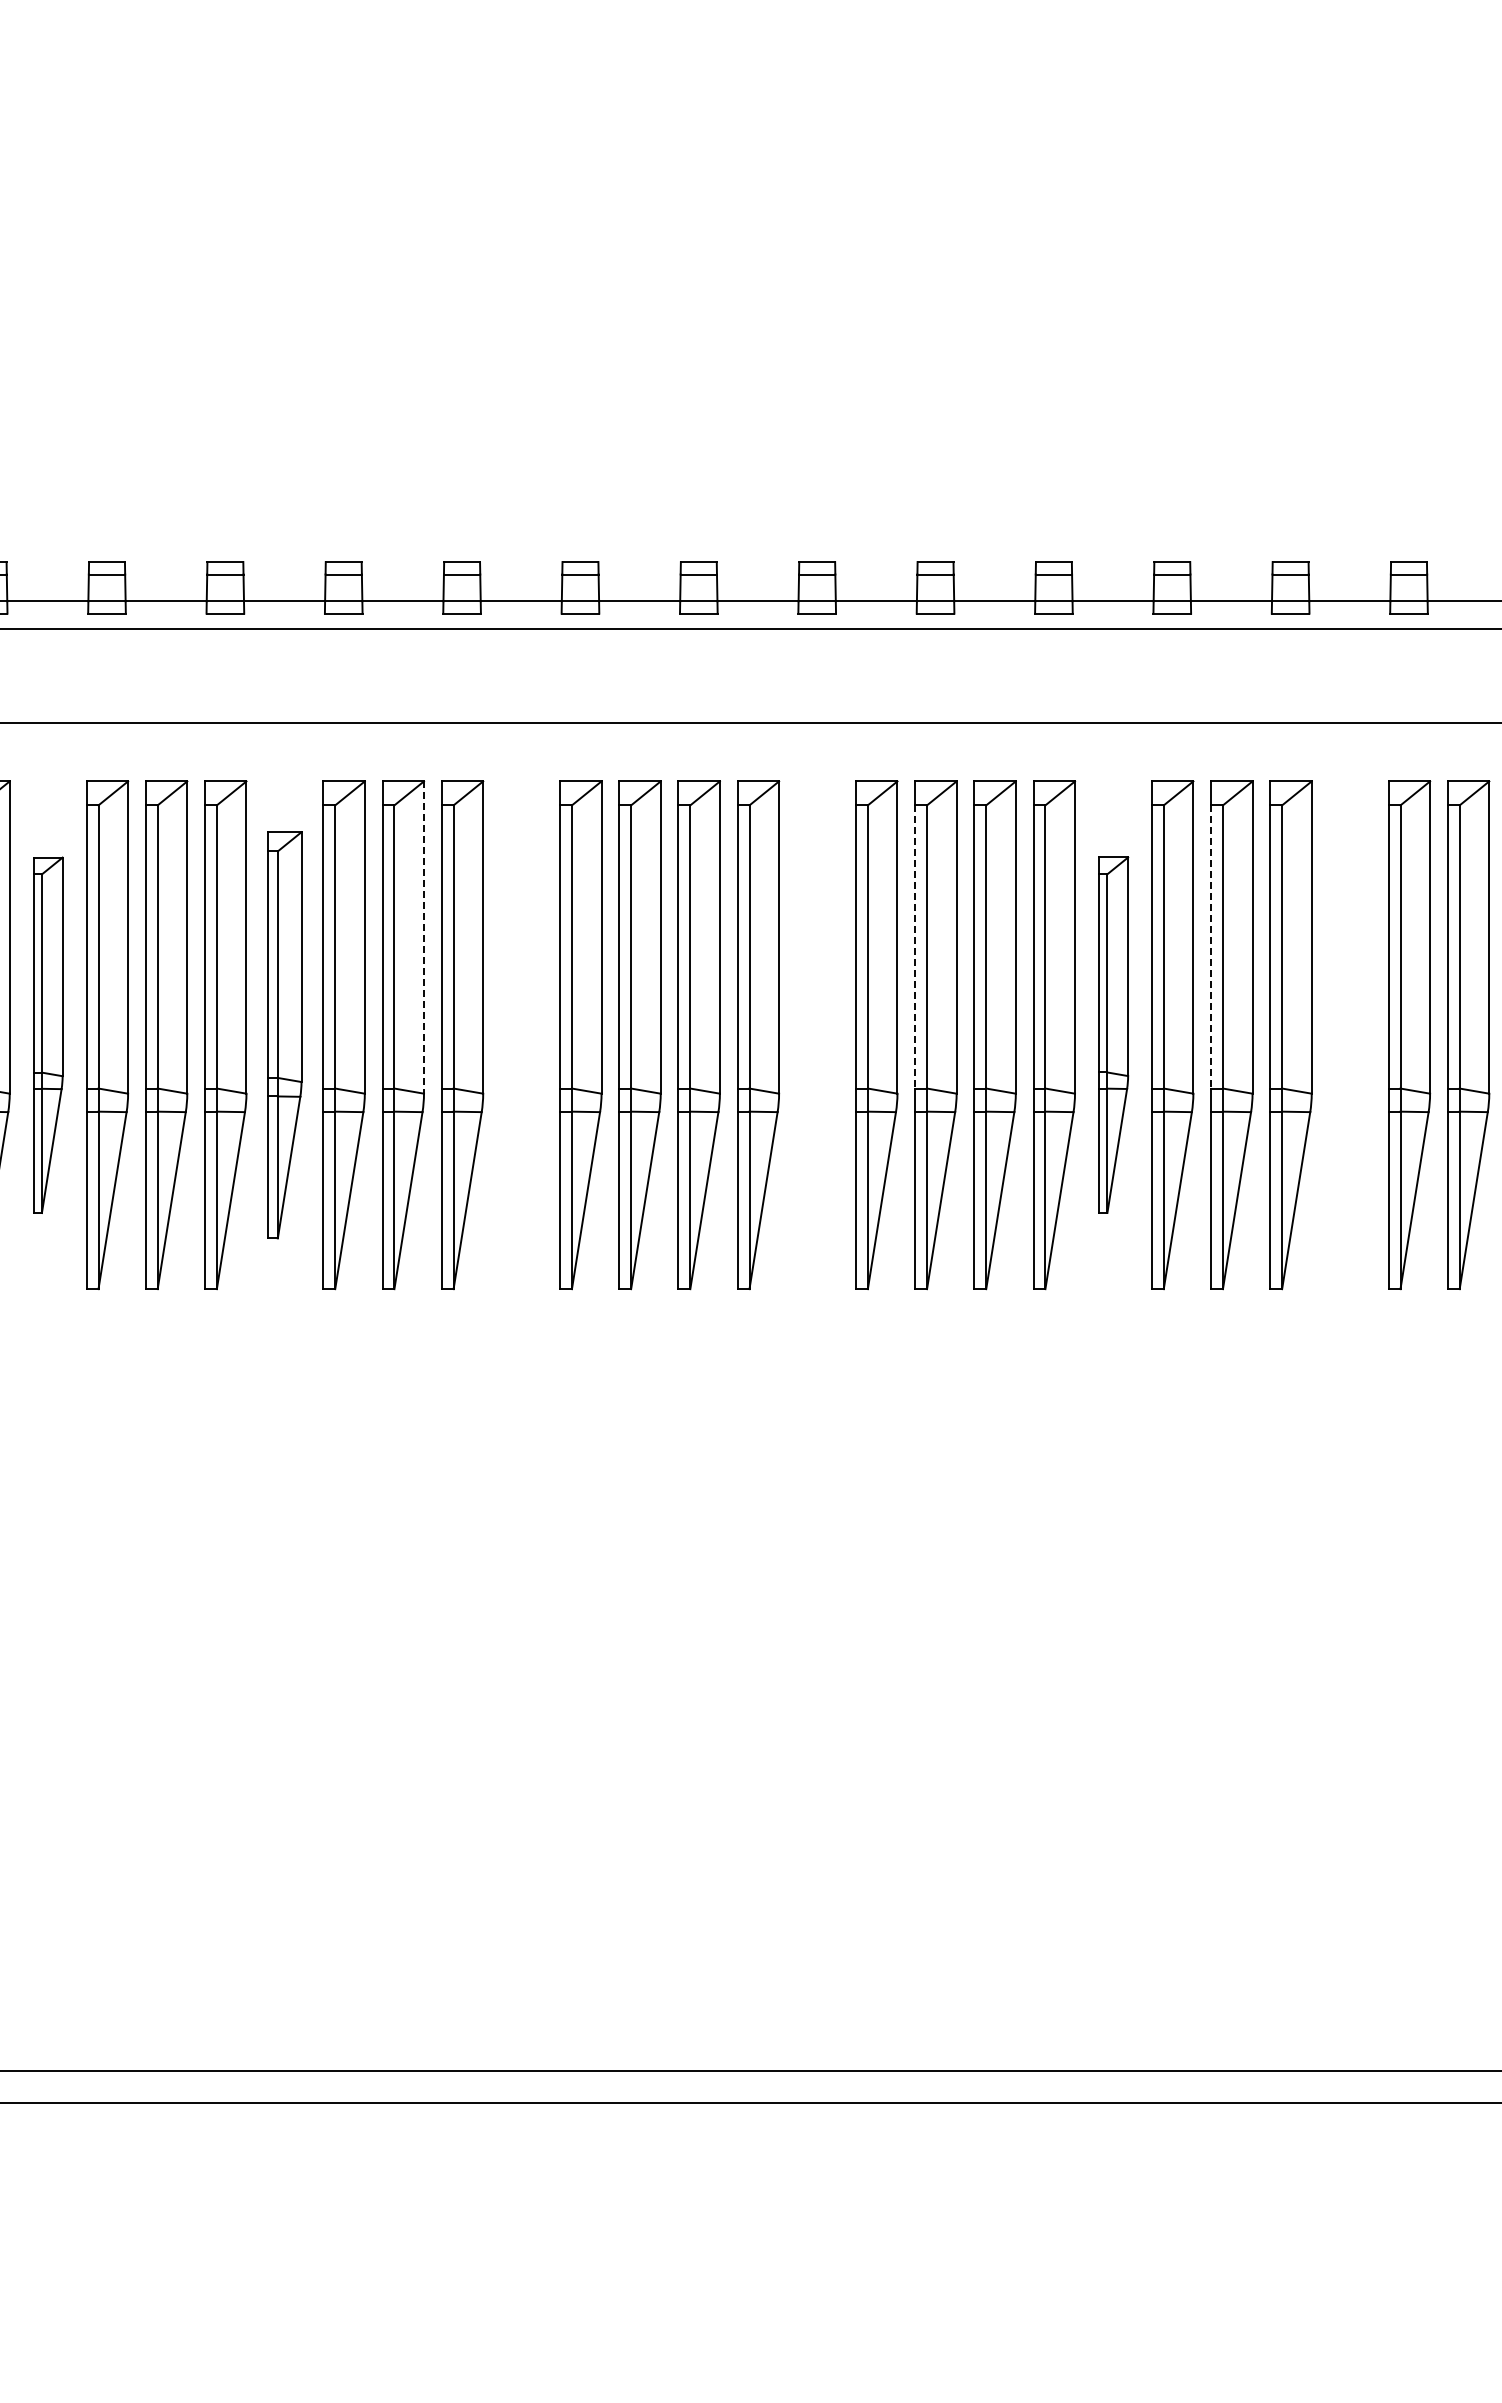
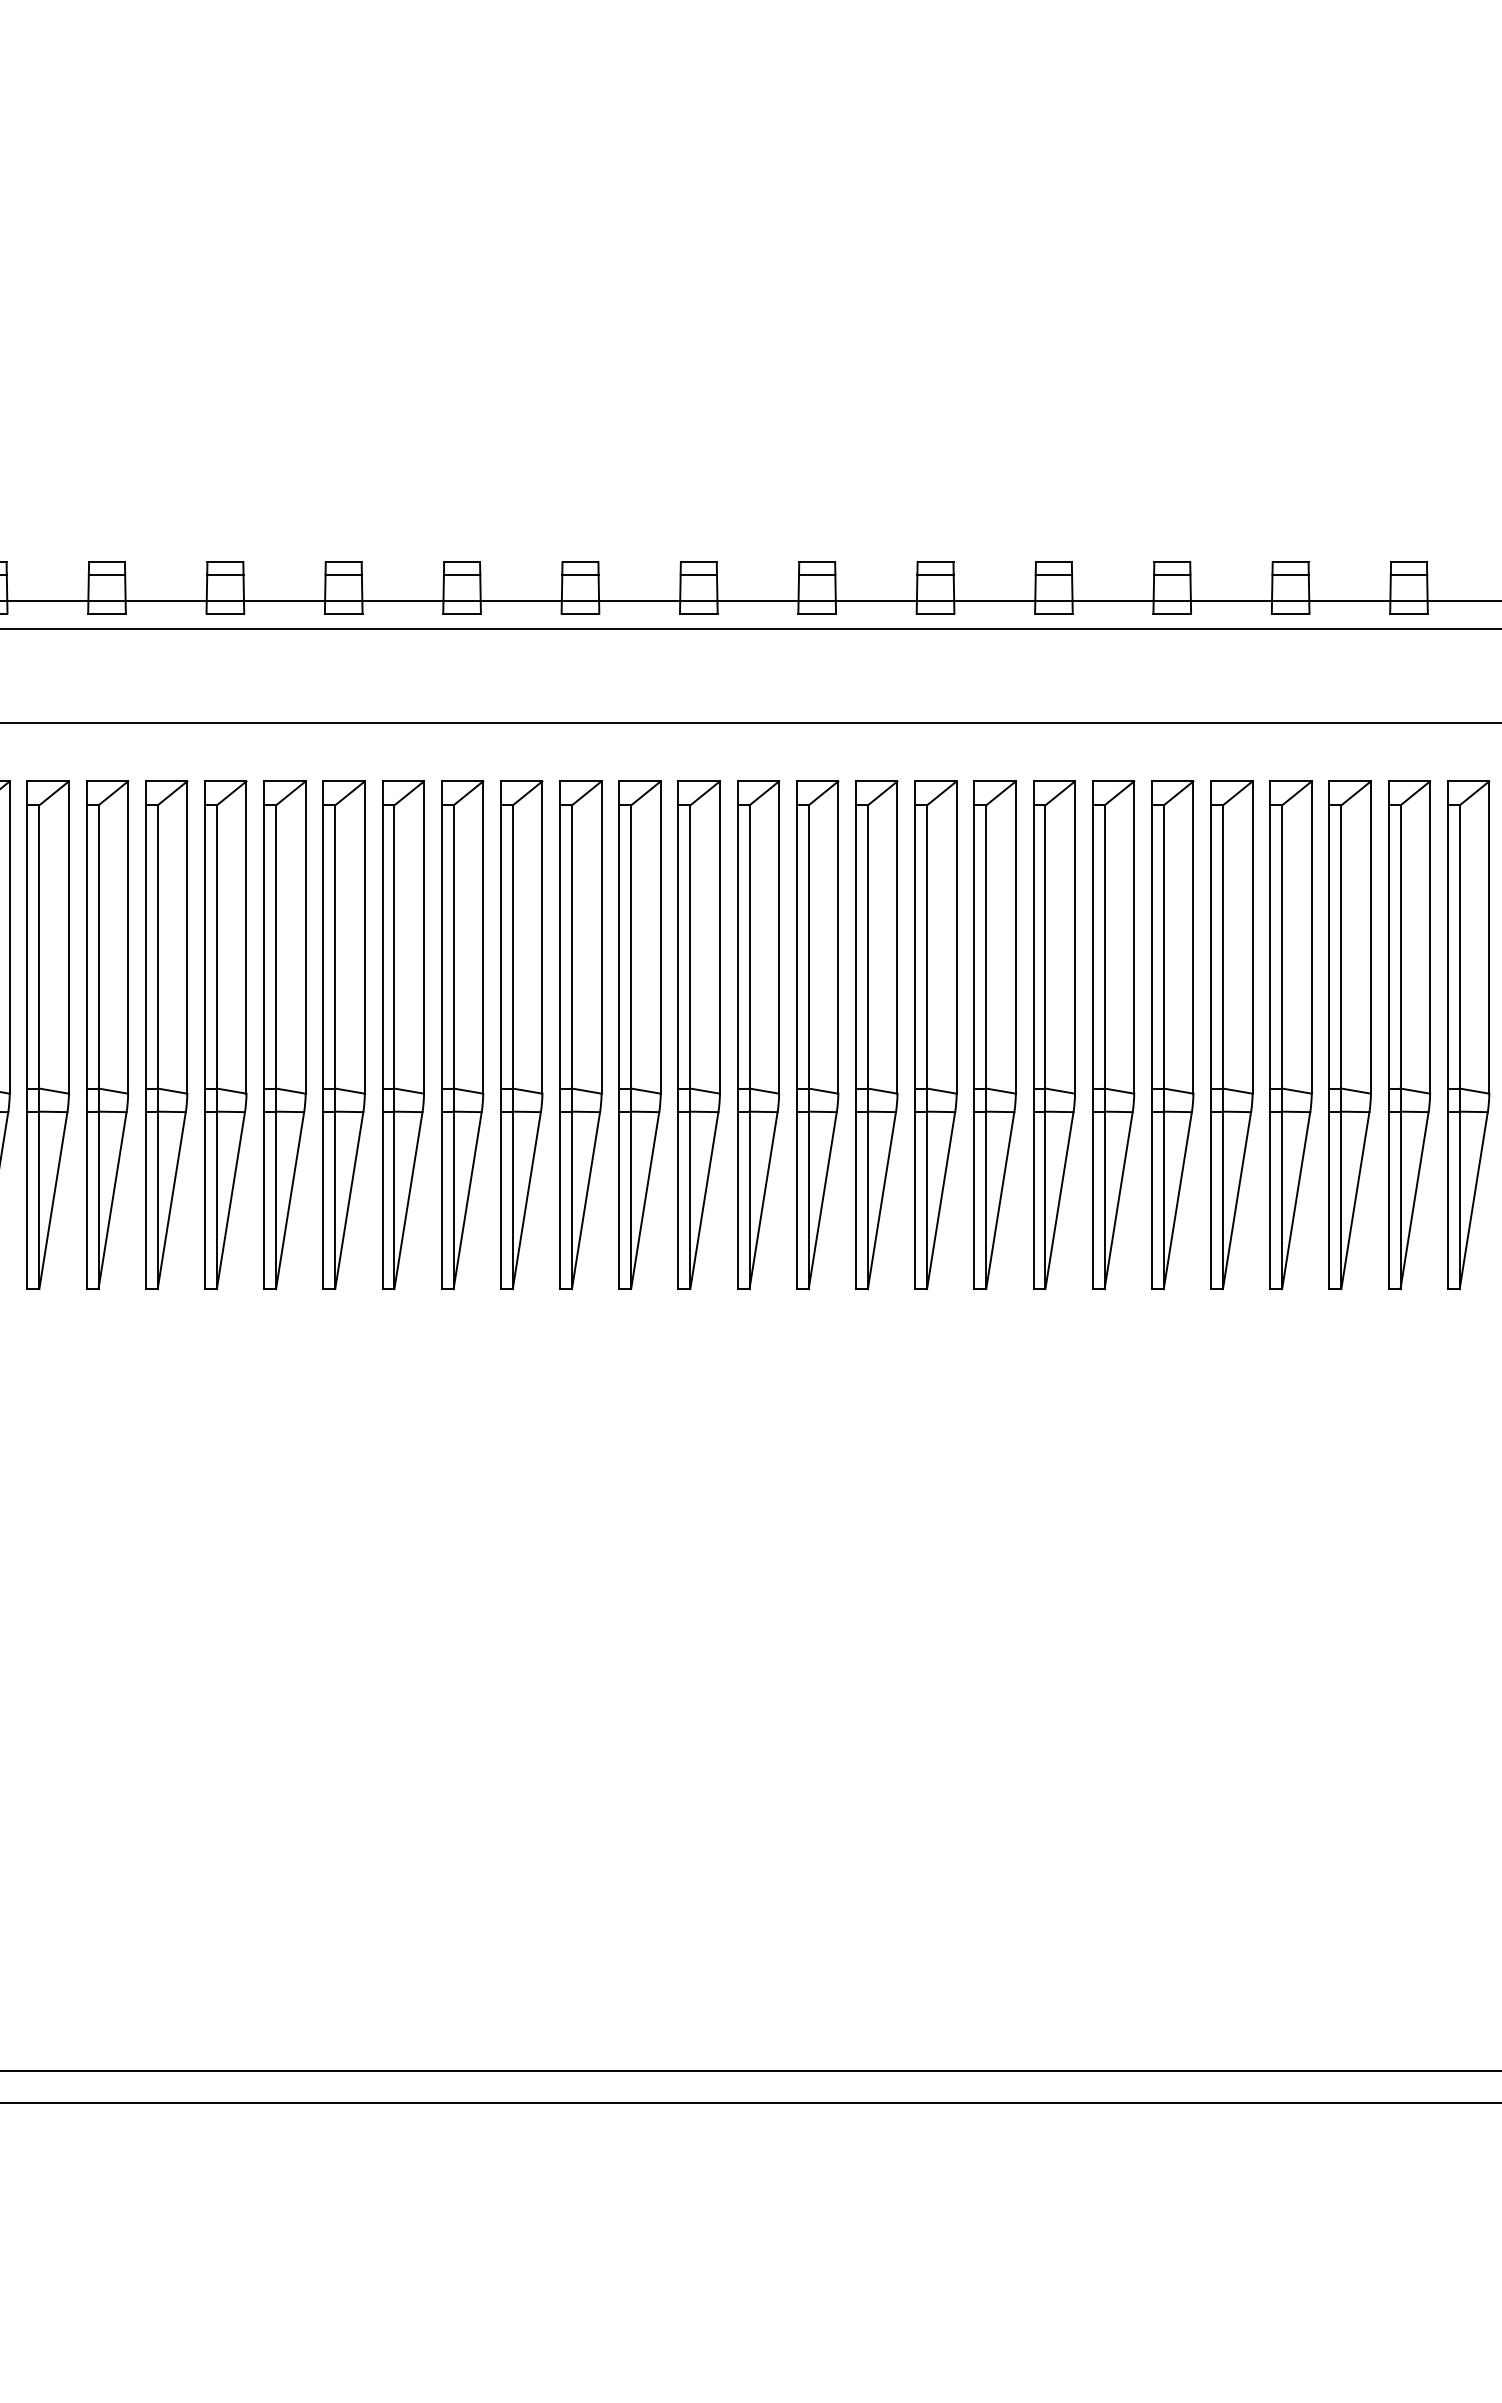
line: dashed -> solid (424, 938)
line: dashed -> solid (915, 946)
line: dashed -> solid (1211, 946)
part size: 31x358 px -> 44x511 px (47, 1035)
part: none -> present (817, 1034)
part size: 32x358 px -> 44x510 px (1113, 1034)
part size: 36x409 px -> 44x511 px (284, 1035)
part: none -> present (521, 1035)
part: none -> present (1349, 1035)
